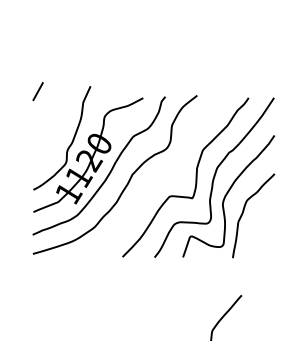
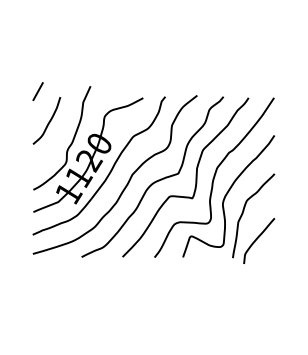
curve: none -> present (48, 121)
curve: none -> present (154, 181)
curve position: (225, 315) -> (258, 238) (258, 238)
